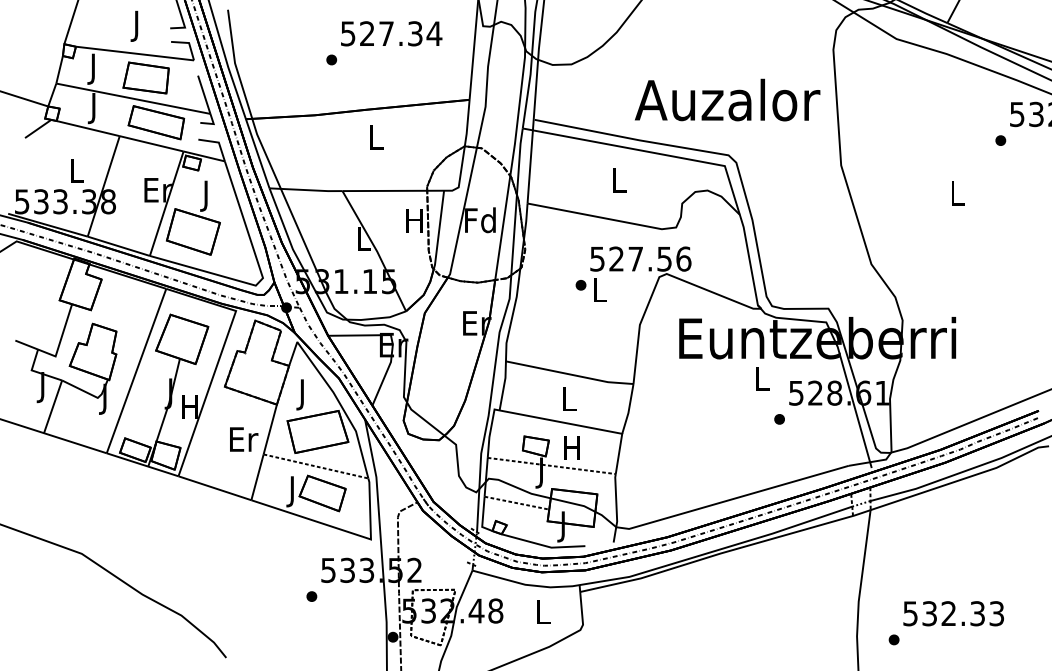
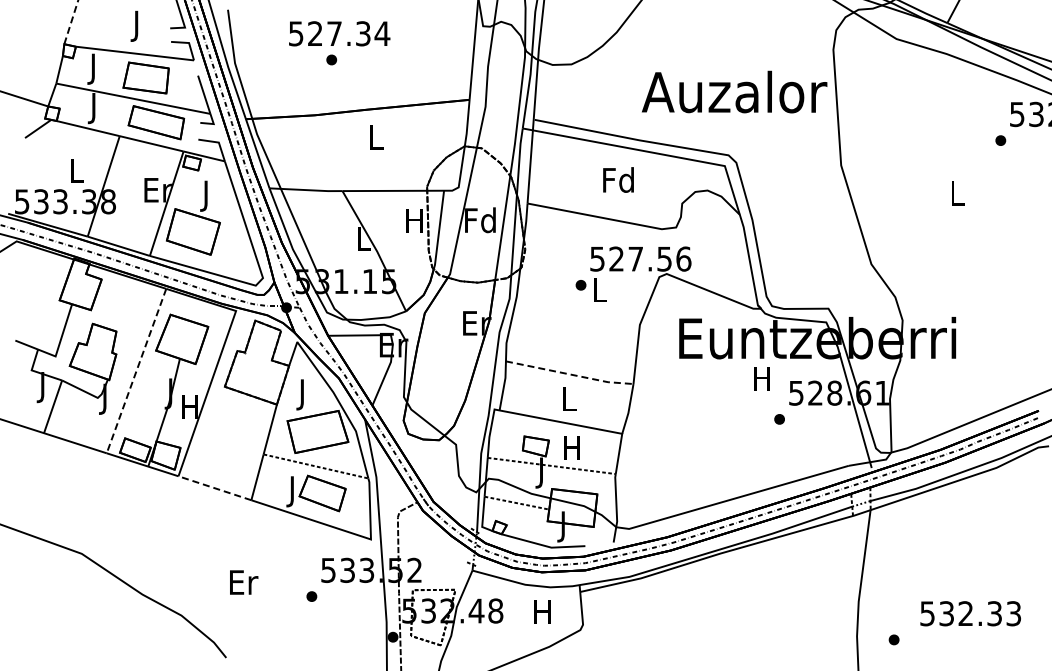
line: solid -> dashed (71, 22)
text position: (391, 33) -> (339, 33) (339, 33)
text position: (727, 99) -> (734, 91) (734, 91)
text: L -> Fd (618, 179)
line: solid -> dashed (136, 371)
line: solid -> dashed (570, 374)
text: L -> H (761, 378)
text position: (244, 439) -> (244, 582) (244, 582)
line: solid -> dashed (214, 488)
text: L -> H (542, 611)
text position: (953, 613) -> (970, 613) (970, 613)
